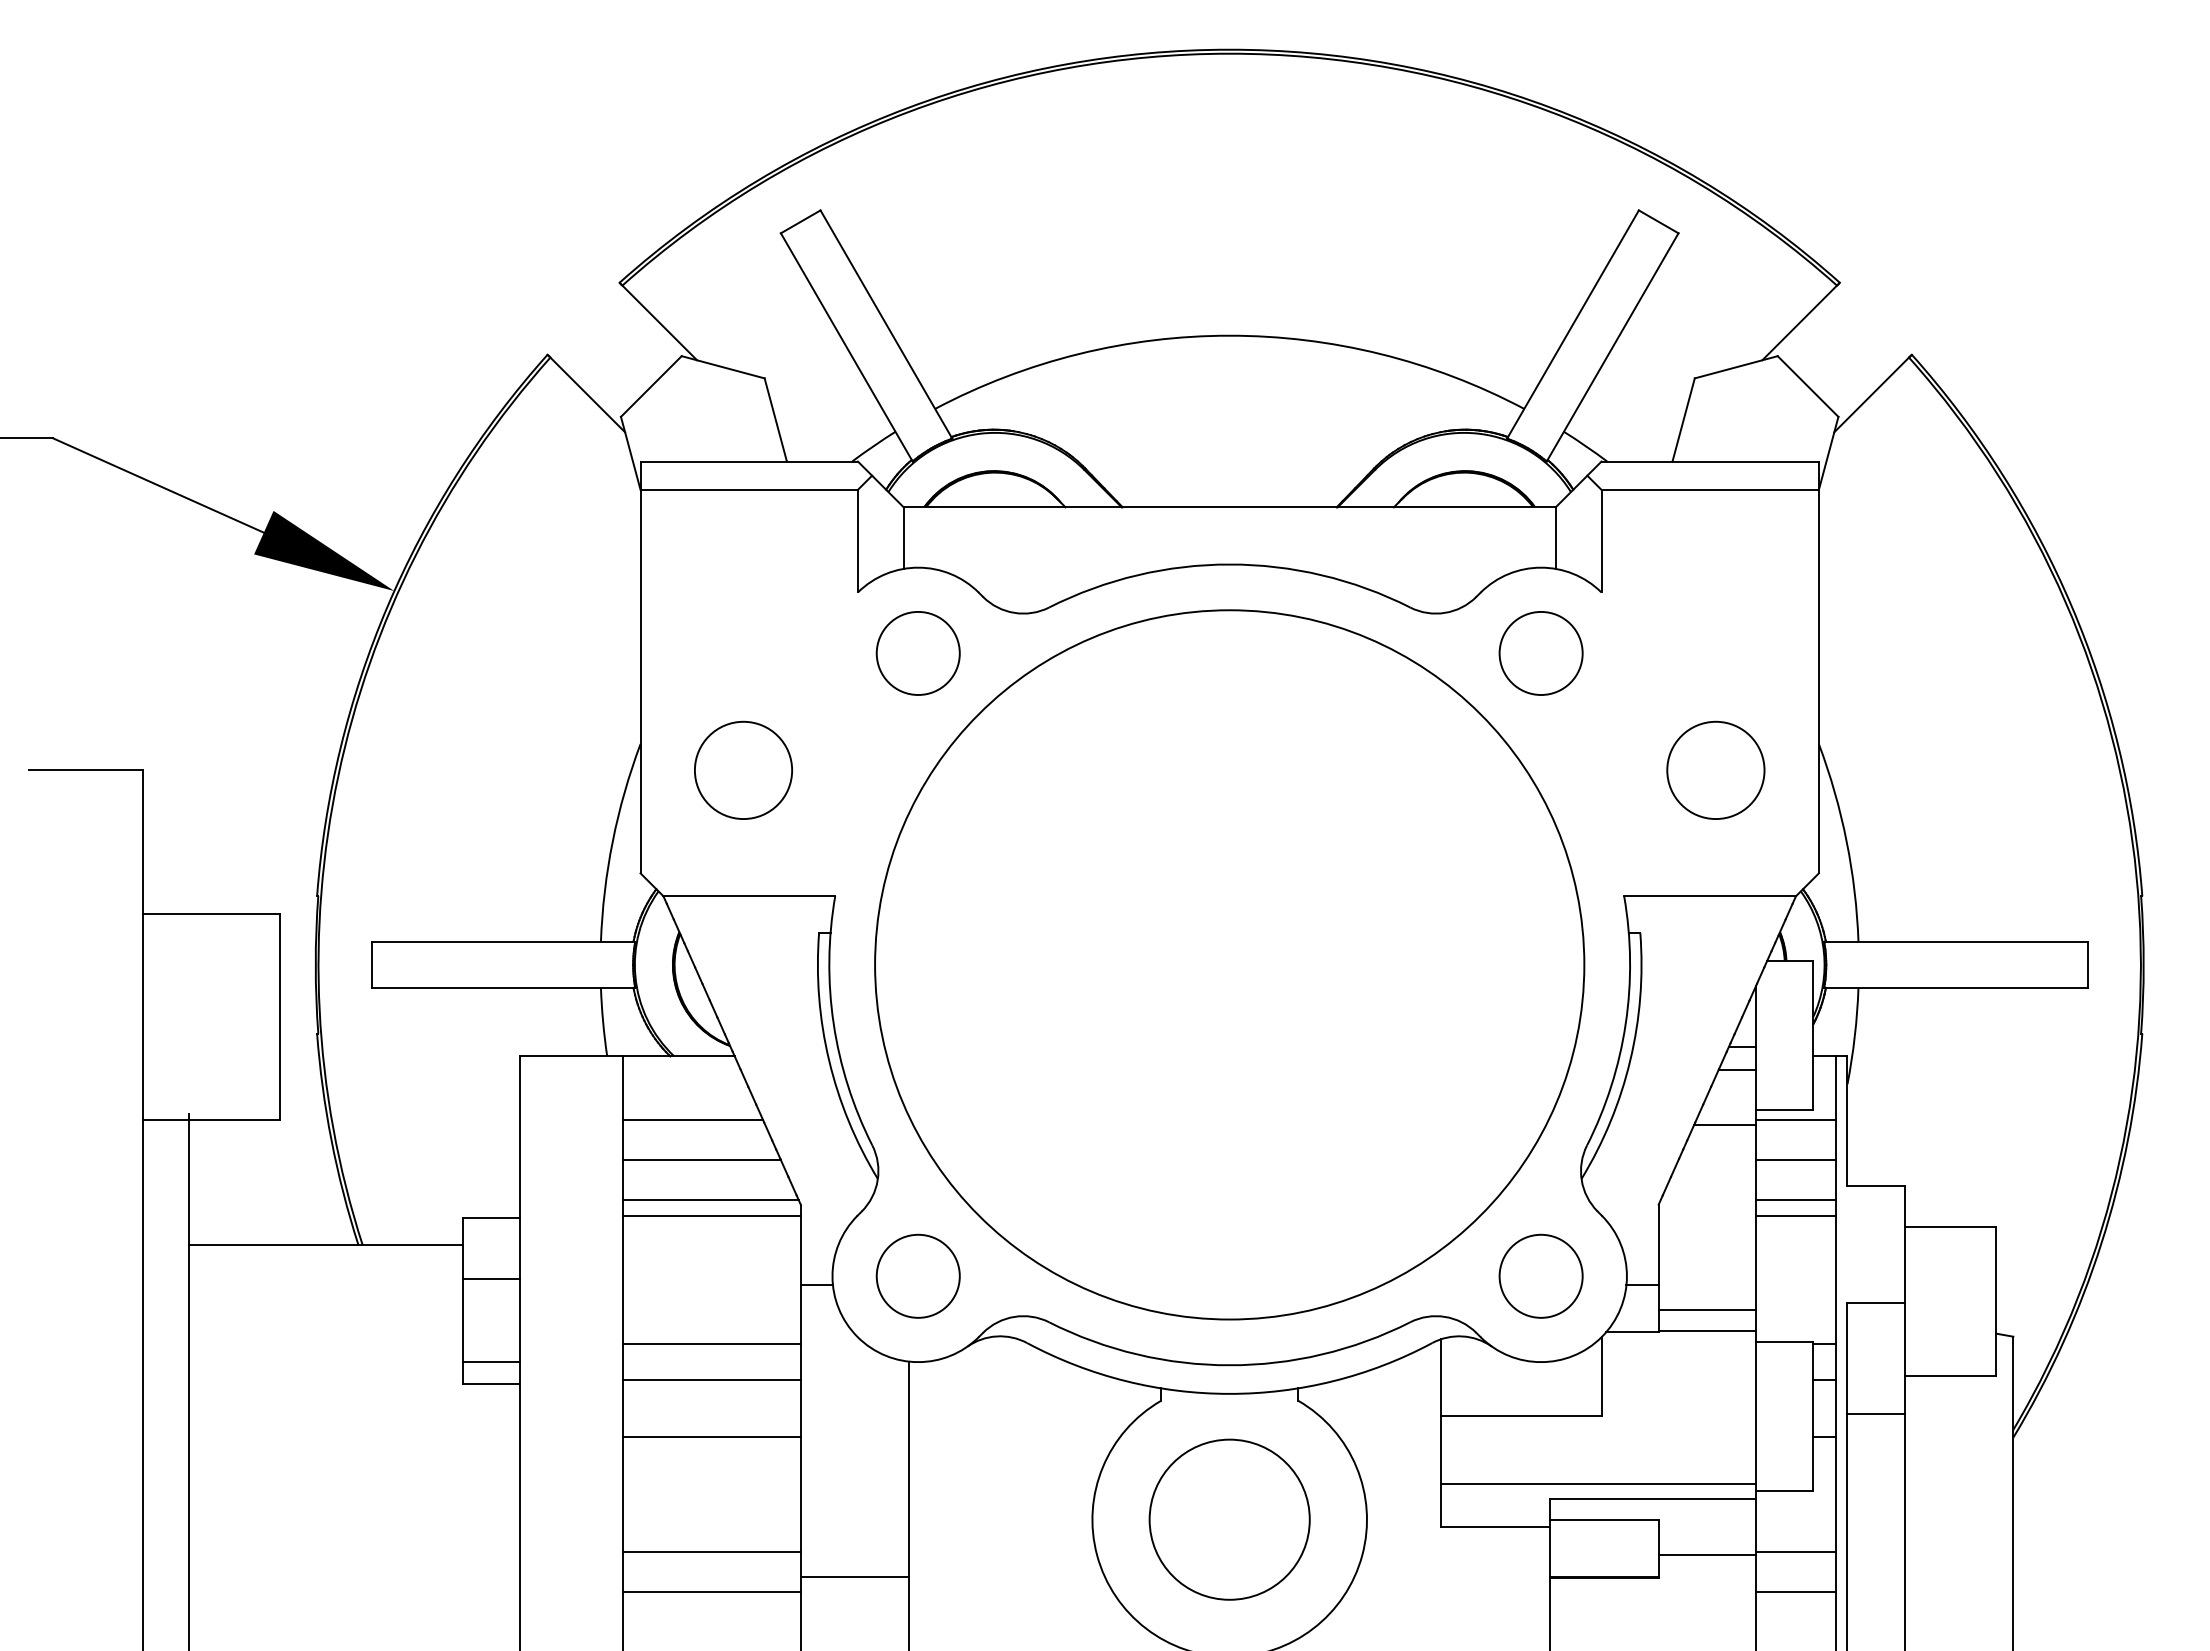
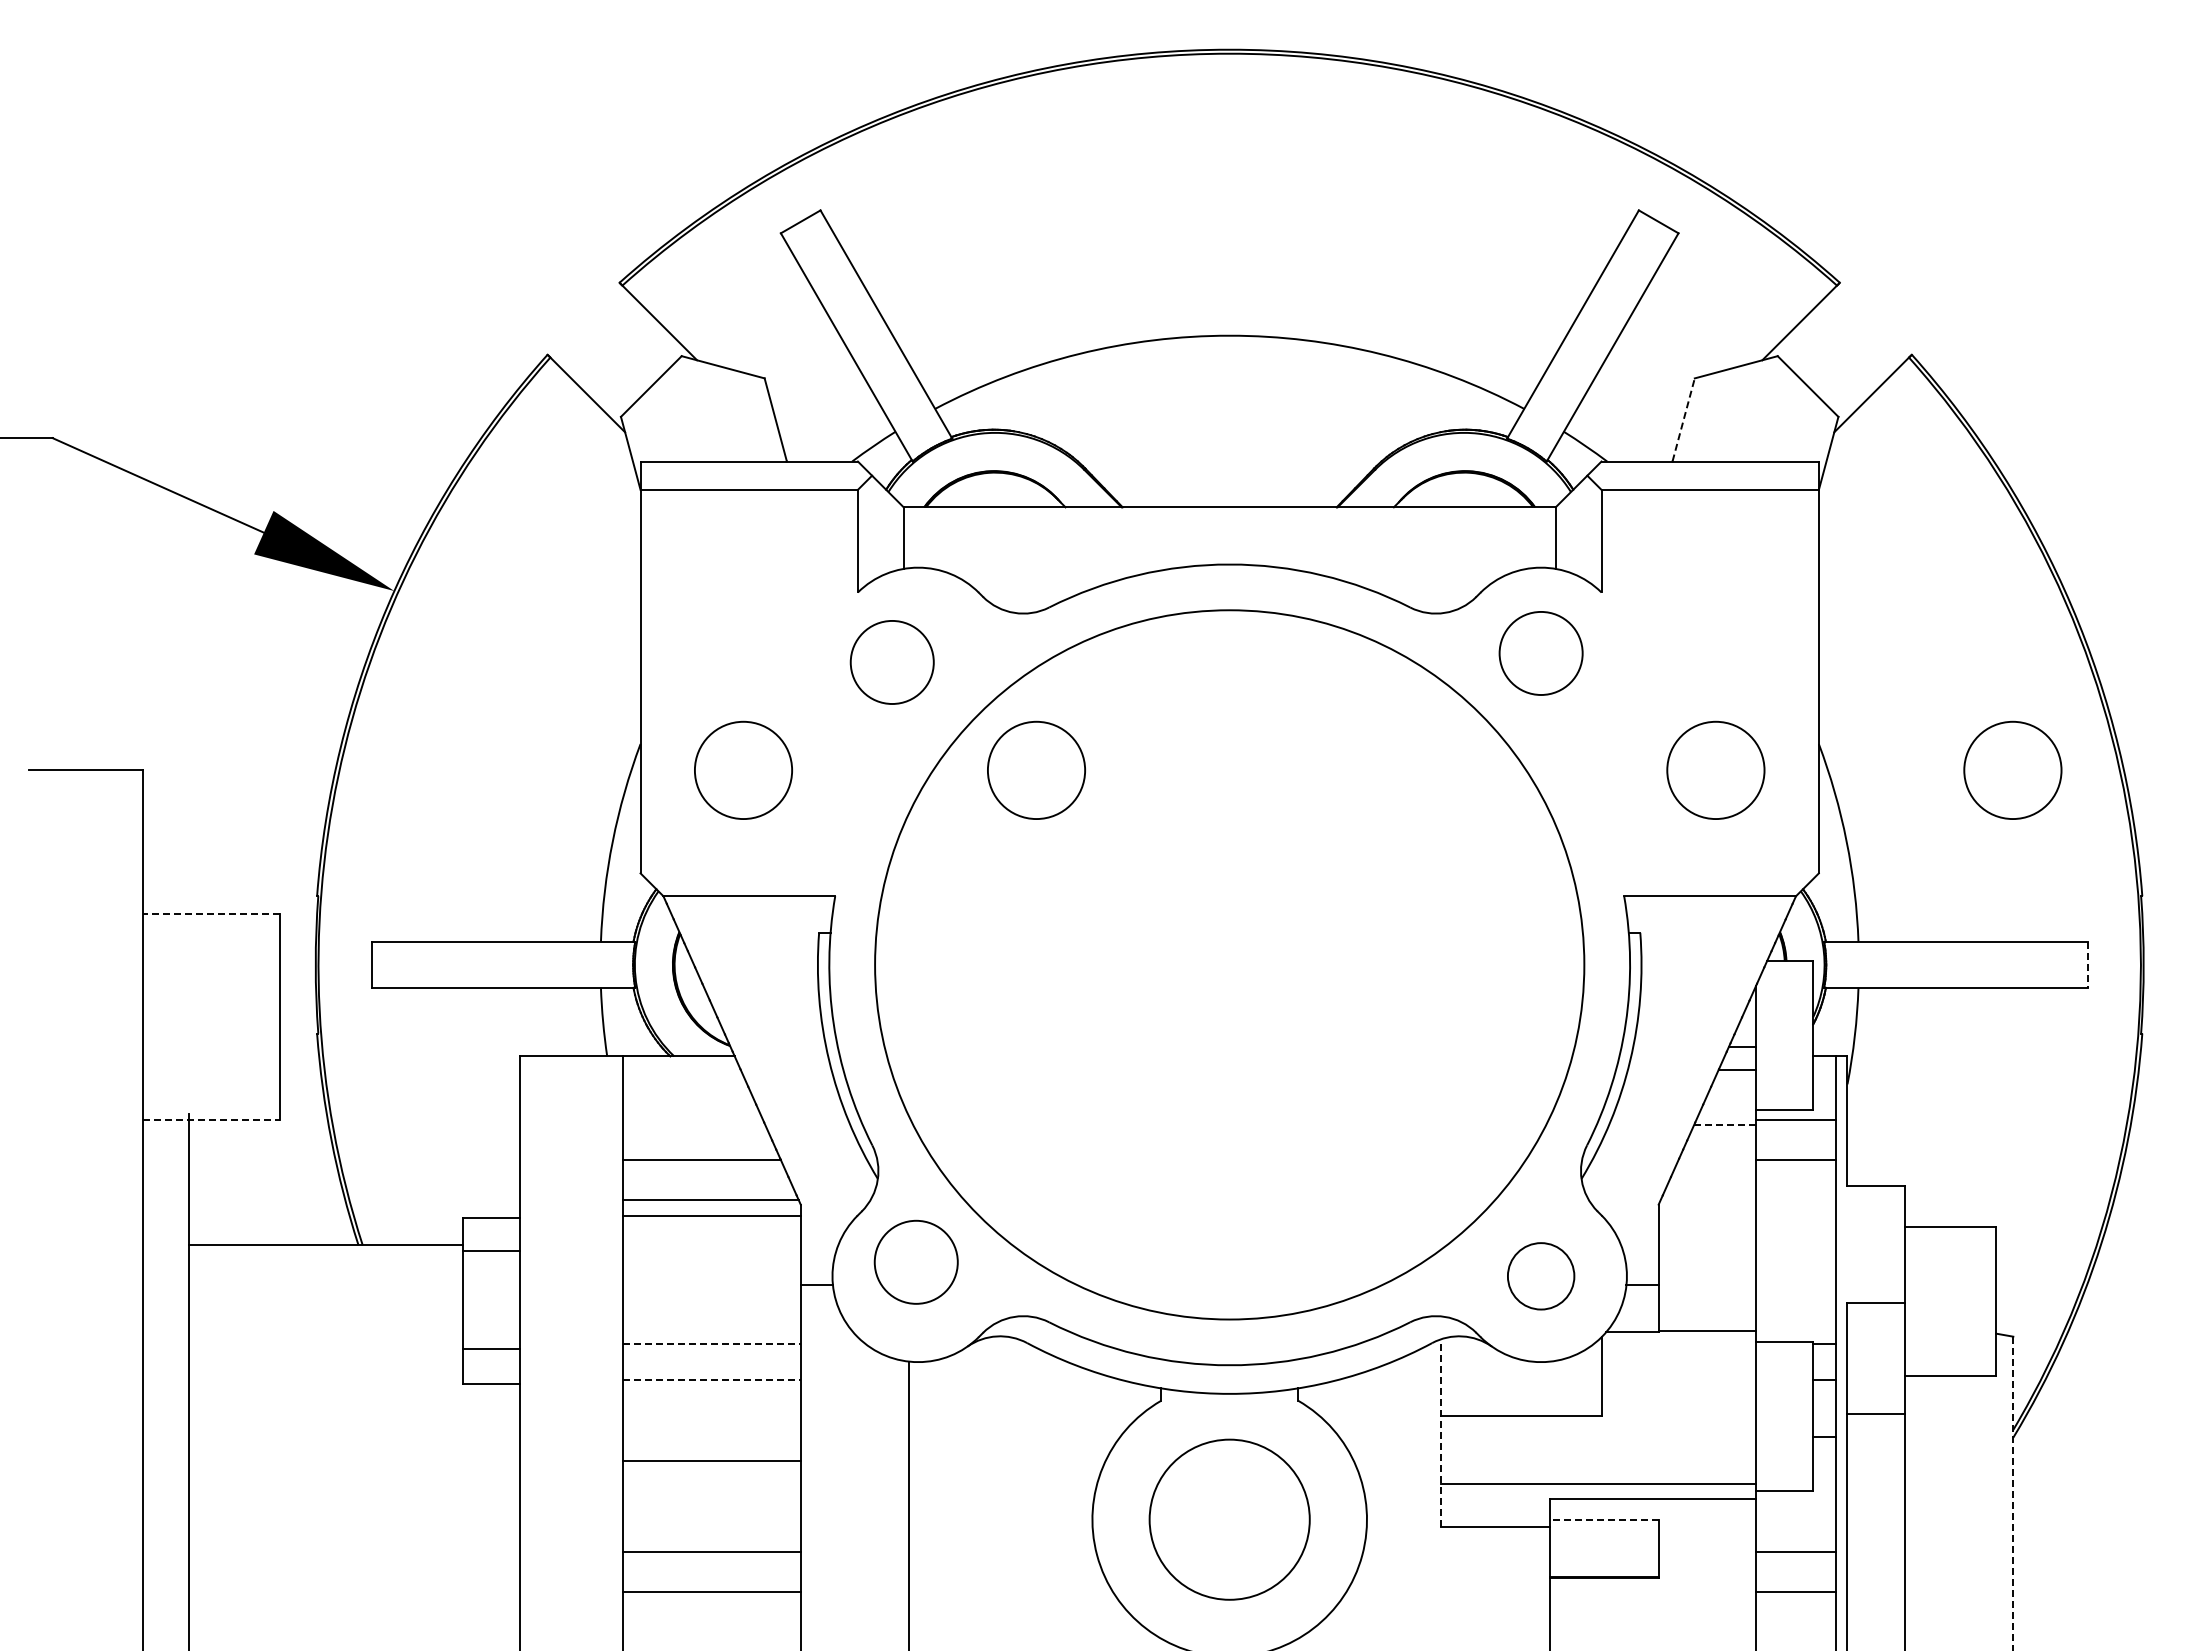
line: solid -> dashed (1683, 419)
circle position: (917, 653) -> (891, 662) (891, 662)
circle: none -> present (1036, 769)
circle: none -> present (2012, 769)
line: solid -> dashed (211, 913)
line: solid -> dashed (2087, 964)
line: solid -> dashed (211, 1119)
line: present -> none (693, 1120)
line: solid -> dashed (1725, 1125)
line: present -> none (1795, 1200)
line: present -> none (1795, 1215)
circle position: (917, 1275) -> (915, 1261) (915, 1261)
circle diameter: 83 px -> 66 px (1540, 1276)
line position: (491, 1279) -> (491, 1251) (491, 1251)
line: present -> none (1706, 1309)
line: solid -> dashed (712, 1344)
line position: (491, 1362) -> (491, 1349) (491, 1349)
line: solid -> dashed (712, 1380)
line: solid -> dashed (1441, 1432)
line position: (711, 1436) -> (711, 1460) (711, 1460)
line: solid -> dashed (2013, 1493)
line: solid -> dashed (1603, 1520)
line: present -> none (1706, 1555)
line: present -> none (854, 1576)
